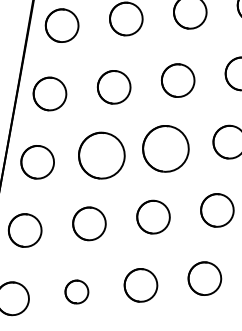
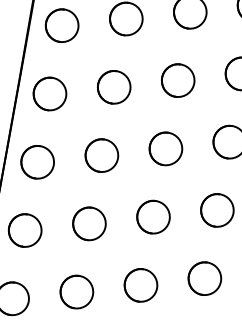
part size: 48x48 px -> 36x36 px (165, 148)
part size: 48x49 px -> 36x35 px (101, 155)
part size: 26x26 px -> 36x36 px (76, 291)
